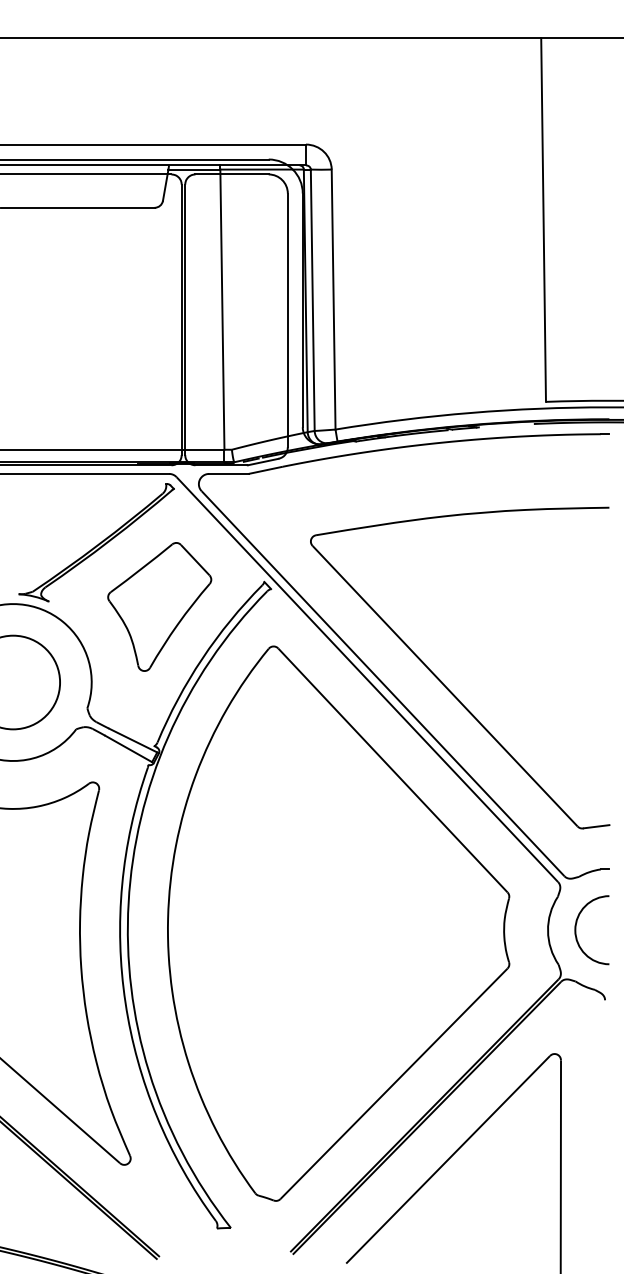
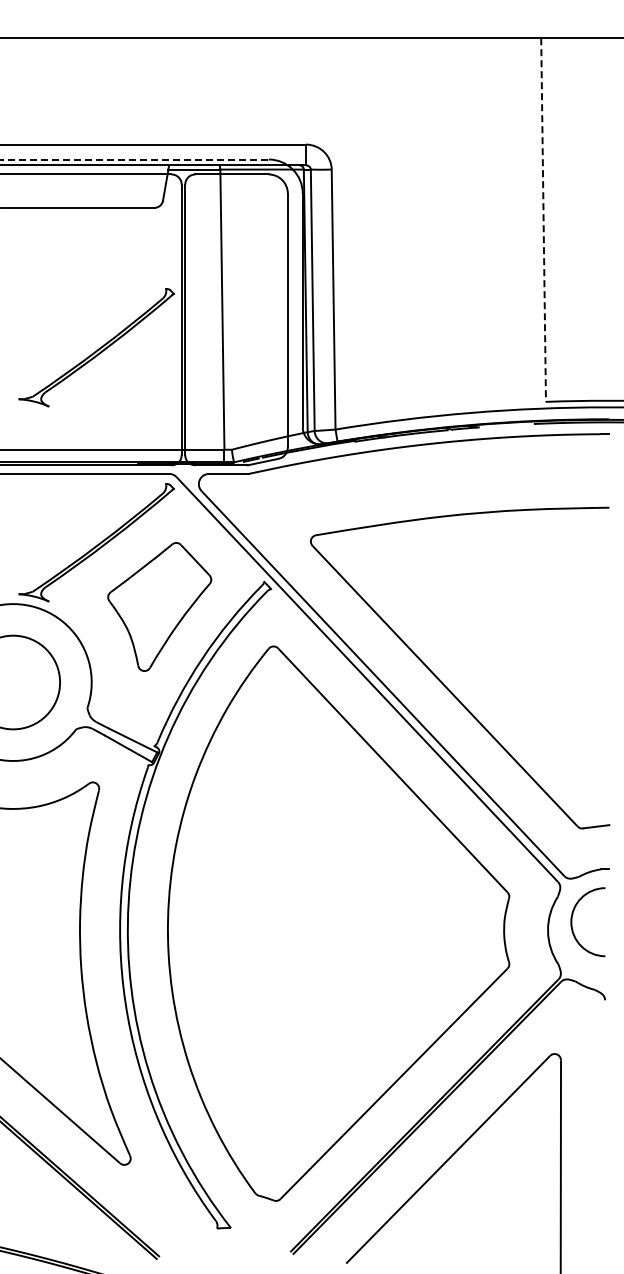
line: solid -> dashed (134, 159)
line: solid -> dashed (543, 220)
part: none -> present (96, 347)
arc position: (576, 930) -> (572, 922) (572, 922)
